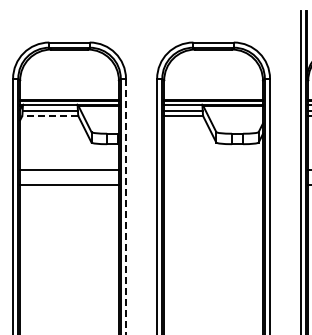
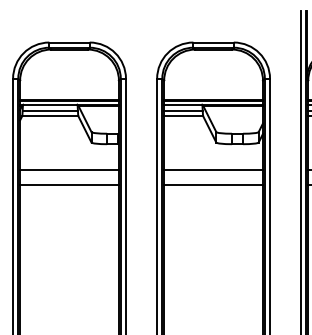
line: dashed -> solid (49, 116)
line: none -> present (213, 169)
line: none -> present (213, 185)
line: dashed -> solid (125, 206)
